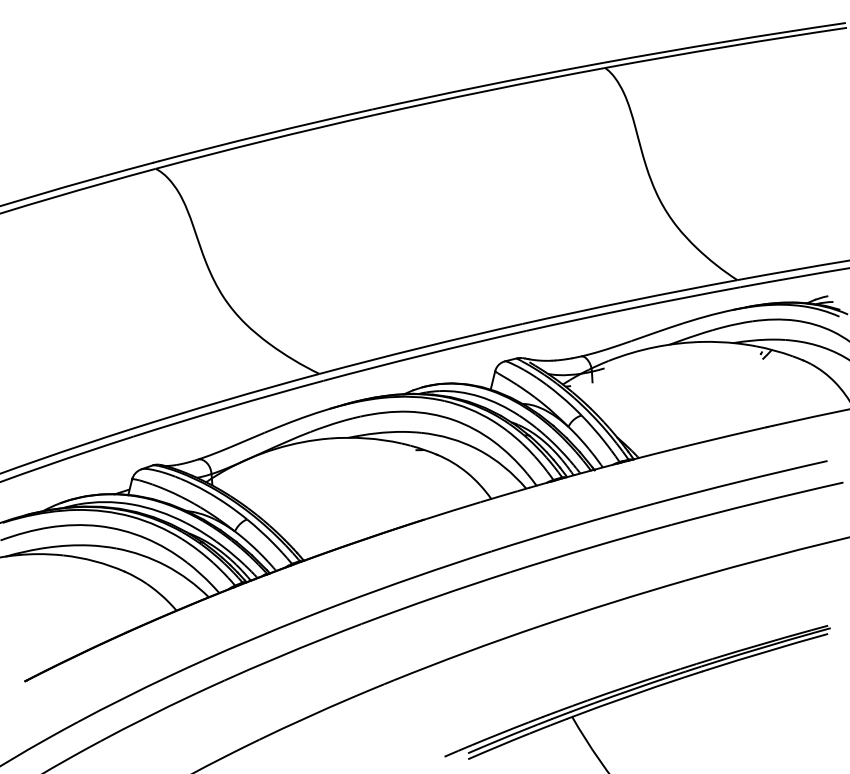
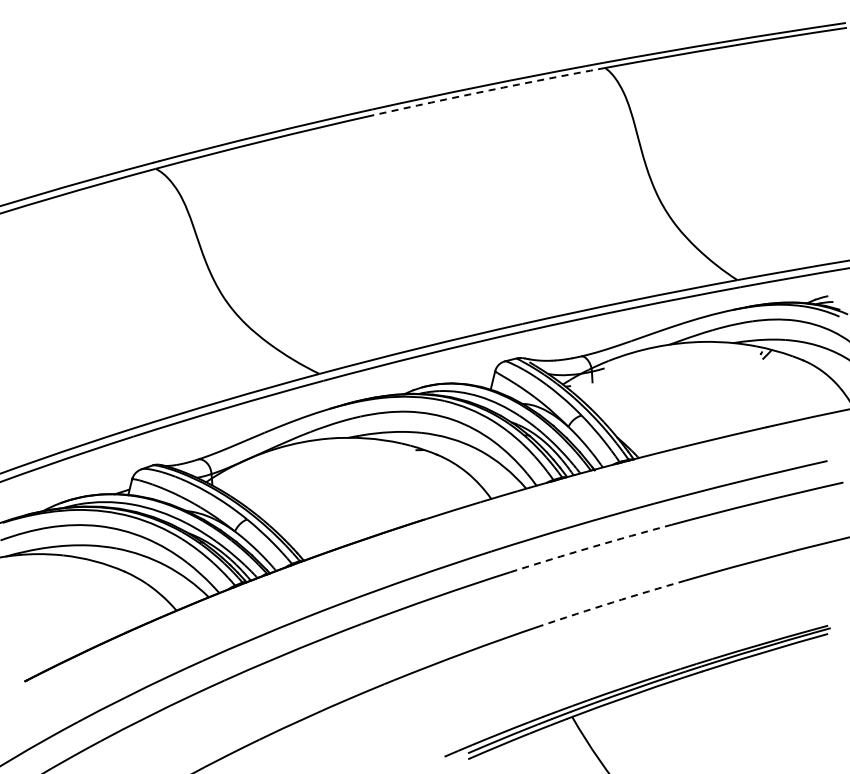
arc: solid -> dashed (489, 90)
arc: solid -> dashed (590, 547)
arc: solid -> dashed (612, 602)
